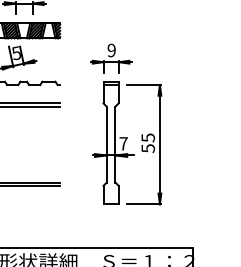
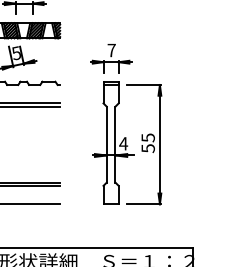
text: 9 -> 7 (111, 50)
text: 7 -> 4 (123, 143)
line: none -> present (31, 204)
